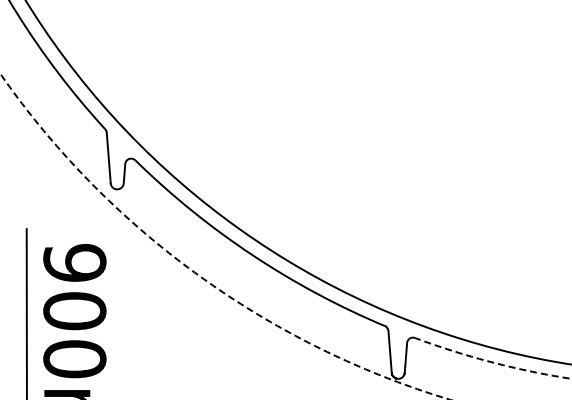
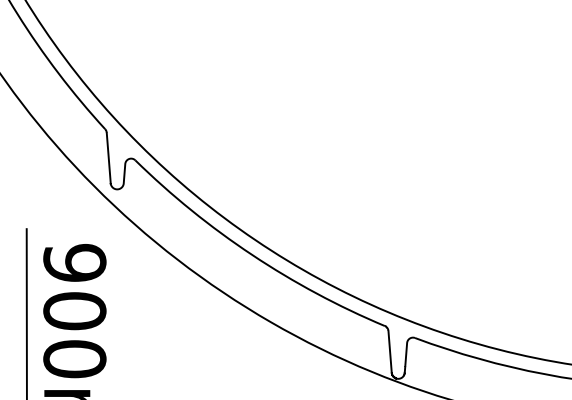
line: dashed -> solid (198, 275)
arc: dashed -> solid (491, 362)
